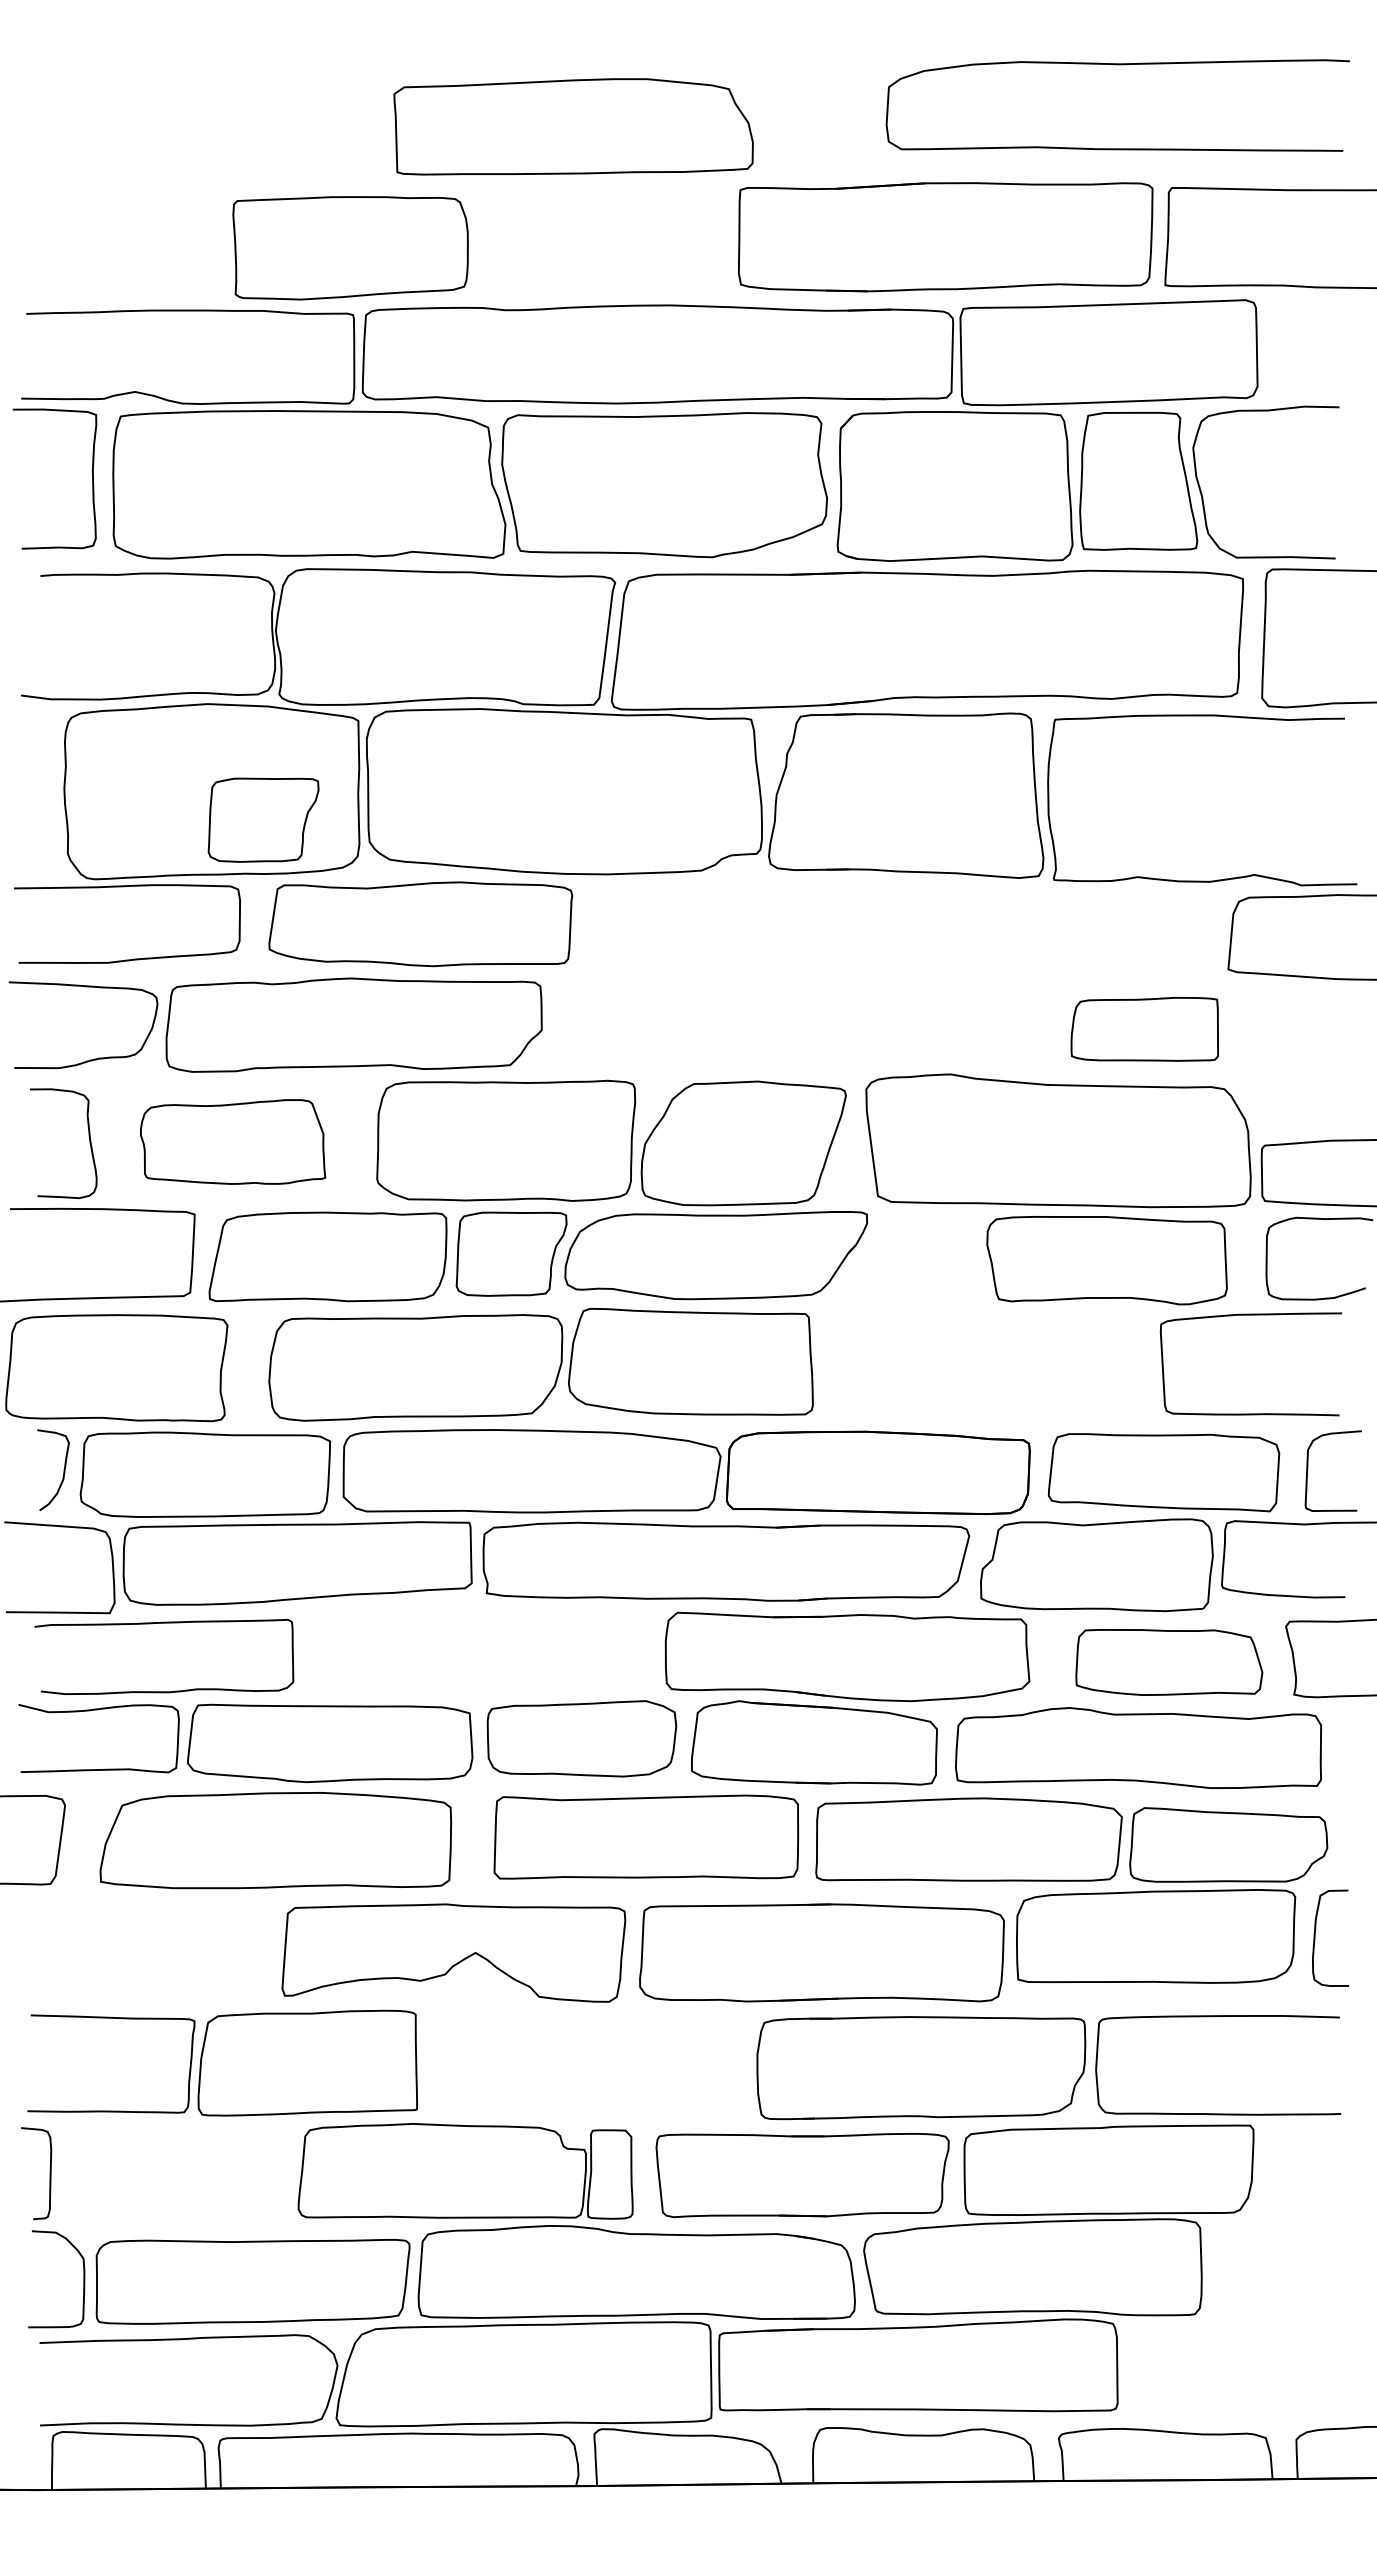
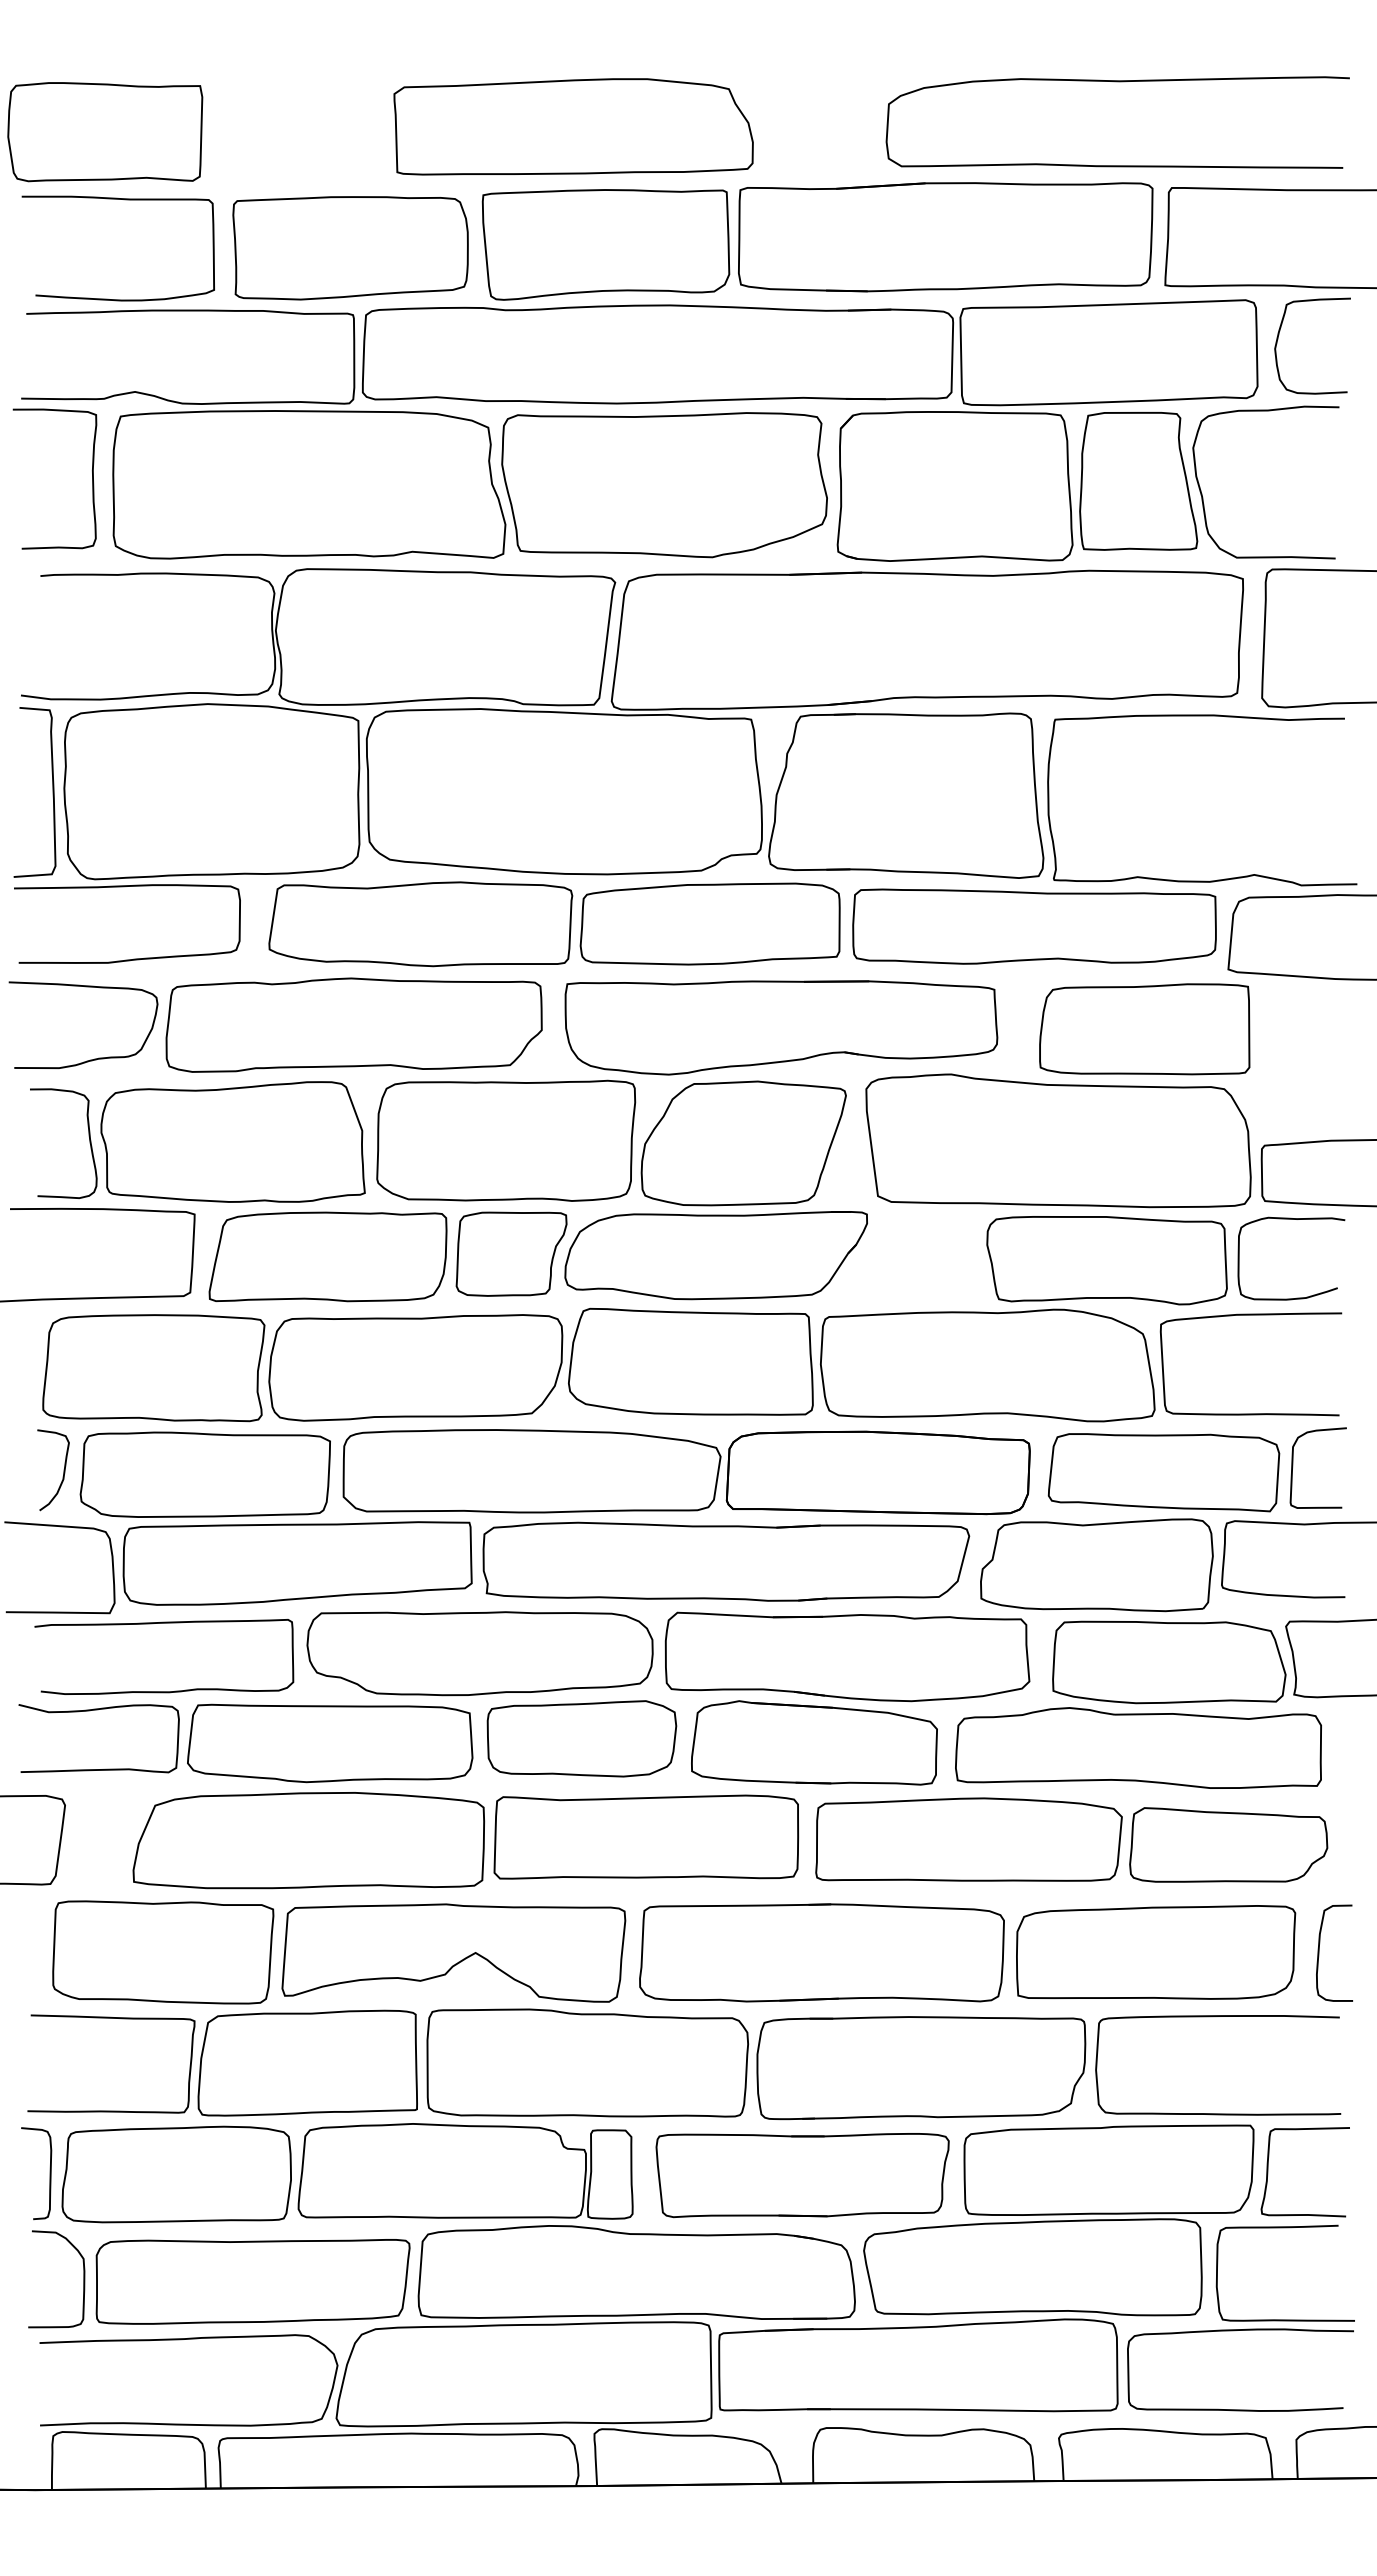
curve position: (1117, 65) -> (1117, 82) (1117, 82)
part: none -> present (105, 132)
curve: none -> present (124, 200)
part: none -> present (605, 244)
curve: none -> present (1279, 335)
curve: none -> present (52, 792)
part: present -> none (263, 819)
part: none -> present (709, 923)
part: none -> present (1034, 926)
part: none -> present (781, 1027)
part size: 149x65 px -> 212x93 px (1144, 1029)
part size: 187x86 px -> 266x122 px (232, 1141)
curve position: (1319, 1219) -> (1291, 1219) (1291, 1219)
part: none -> present (987, 1365)
part position: (116, 1368) -> (153, 1368) (153, 1368)
curve position: (1308, 1469) -> (1293, 1466) (1293, 1466)
part: none -> present (479, 1653)
part size: 189x67 px -> 235x85 px (1169, 1662)
part position: (275, 1840) -> (308, 1840) (308, 1840)
part position: (1156, 1936) -> (1156, 1952) (1156, 1952)
curve position: (1315, 1937) -> (1319, 1952) (1319, 1952)
part: none -> present (163, 1952)
part: none -> present (587, 2062)
part: none -> present (176, 2174)
part: none -> present (1218, 2263)
